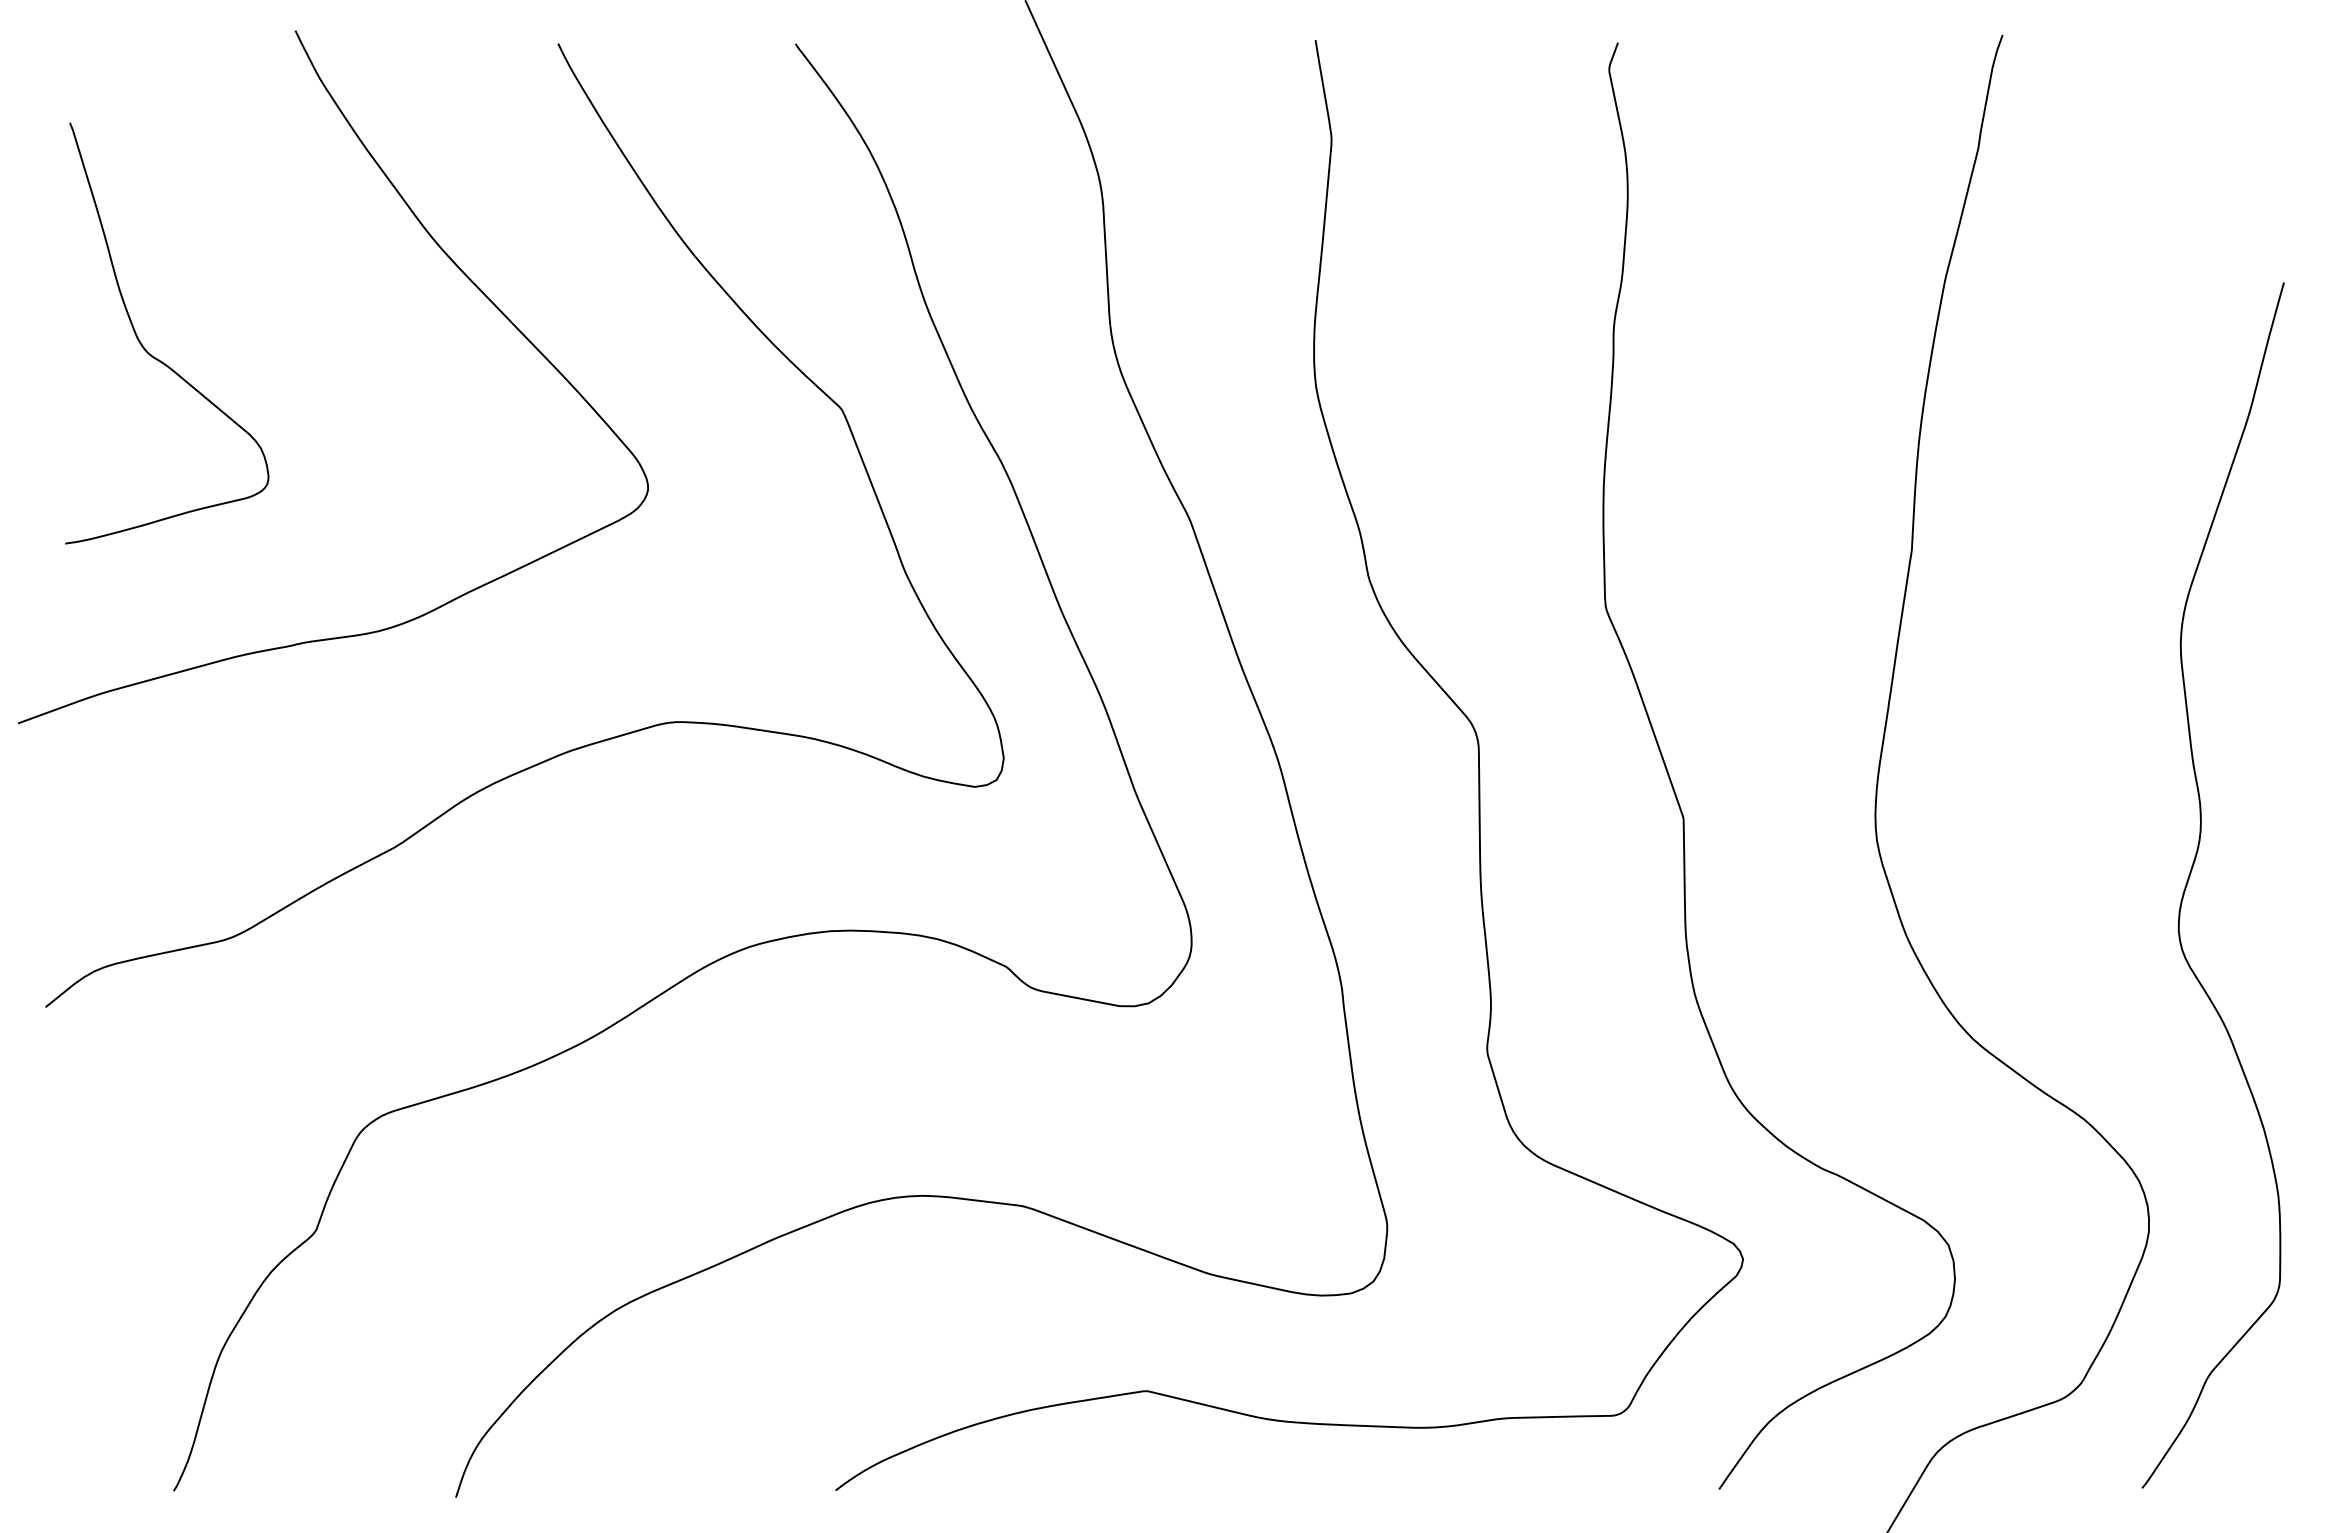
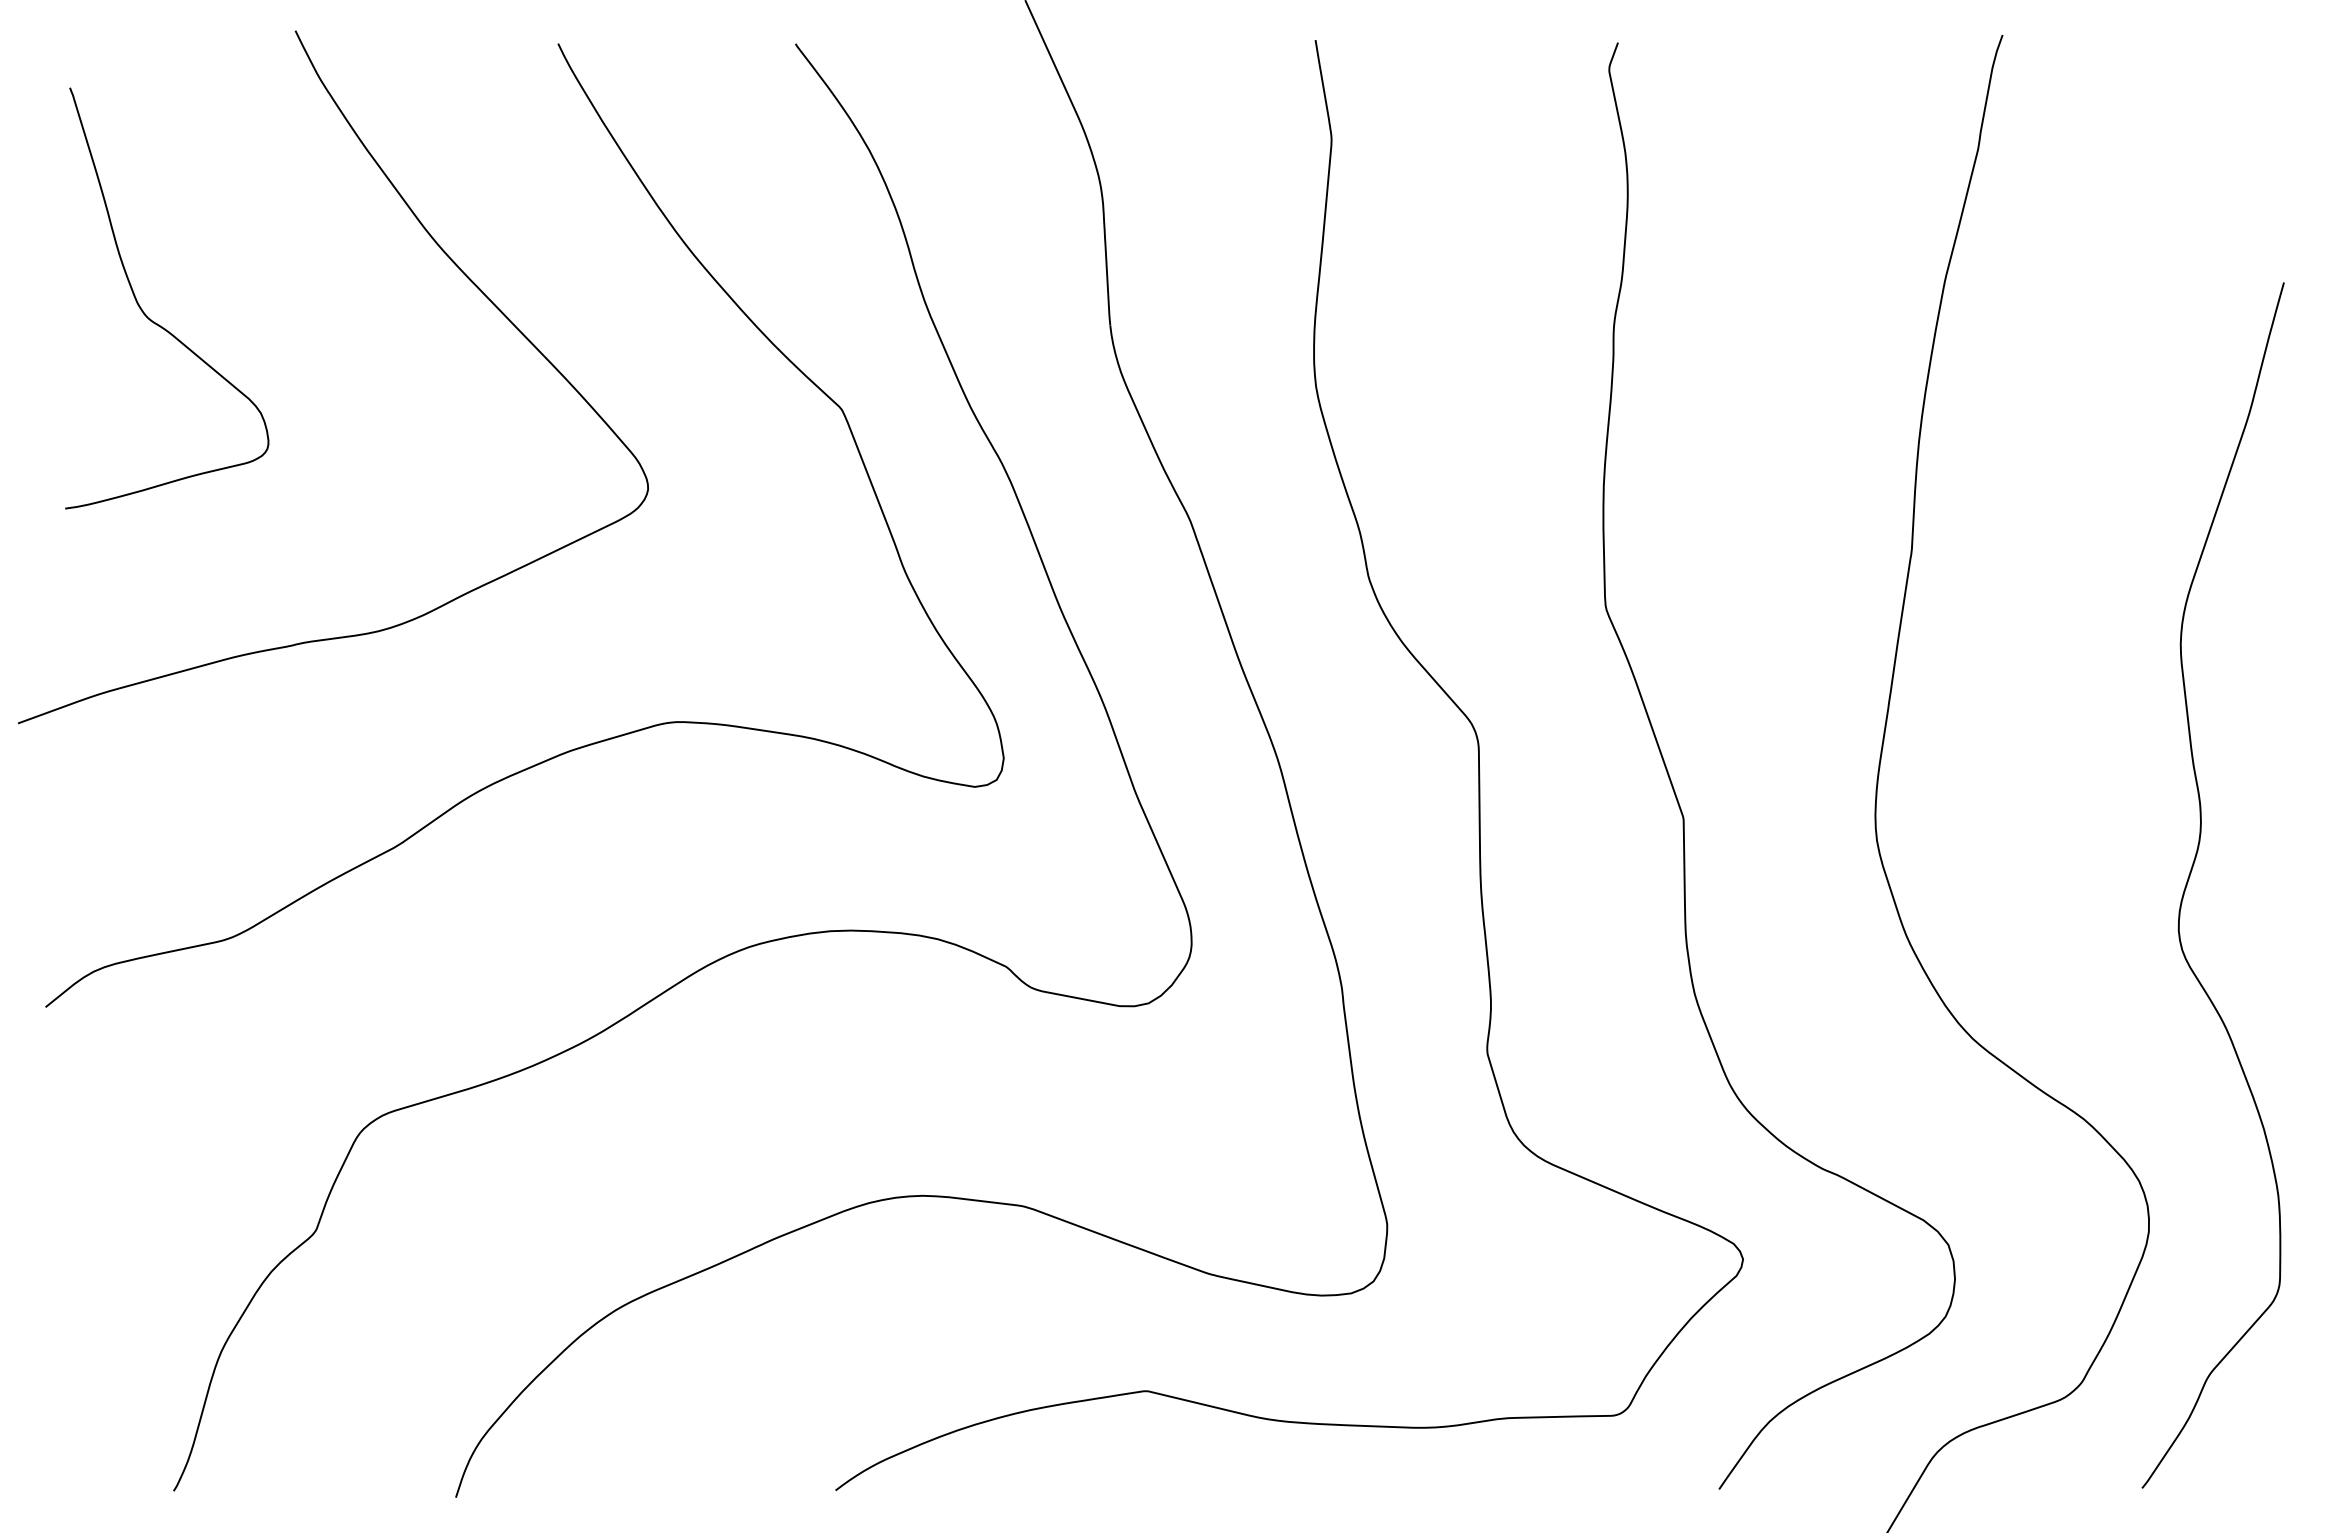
curve position: (150, 353) -> (150, 318) (150, 318)
